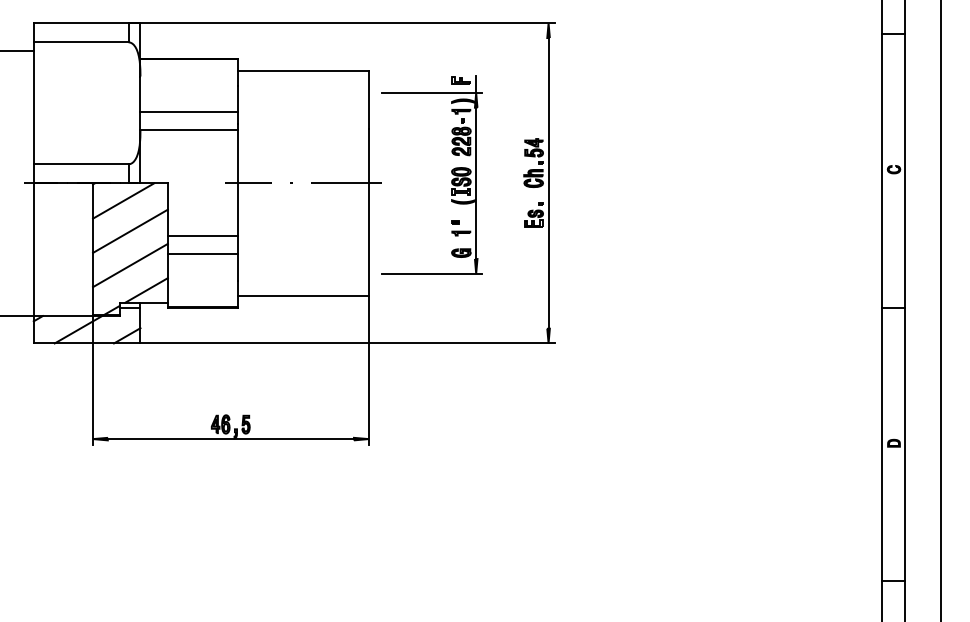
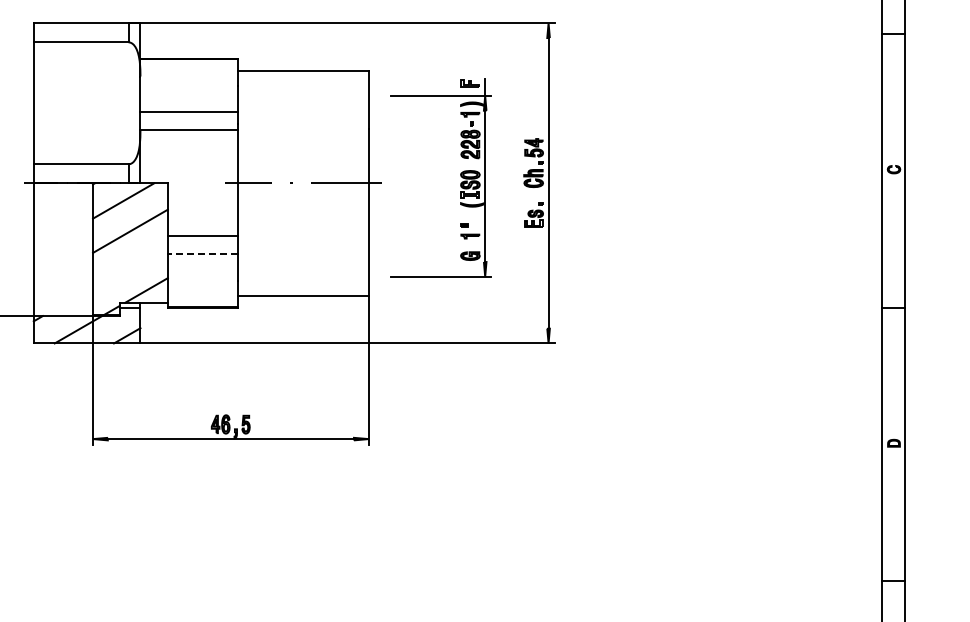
line: present -> none (17, 50)
part position: (451, 173) -> (460, 176) (460, 176)
line: solid -> dashed (202, 254)
line: present -> none (130, 265)
line: present -> none (940, 310)
